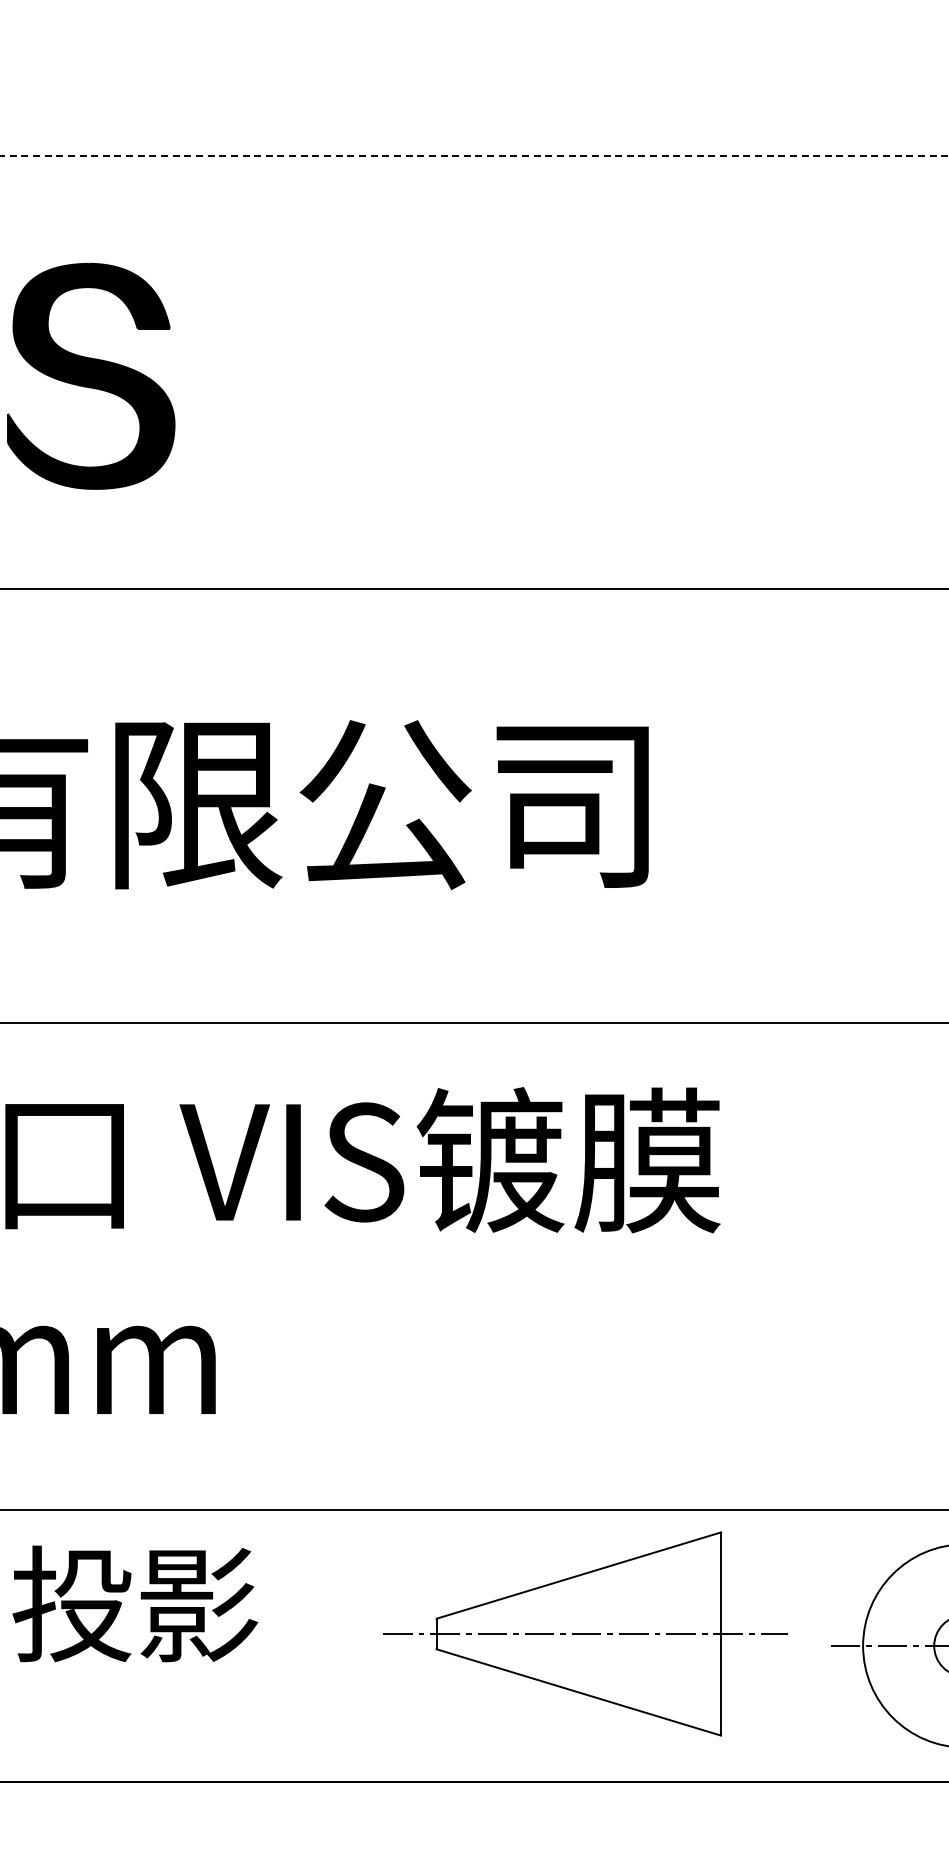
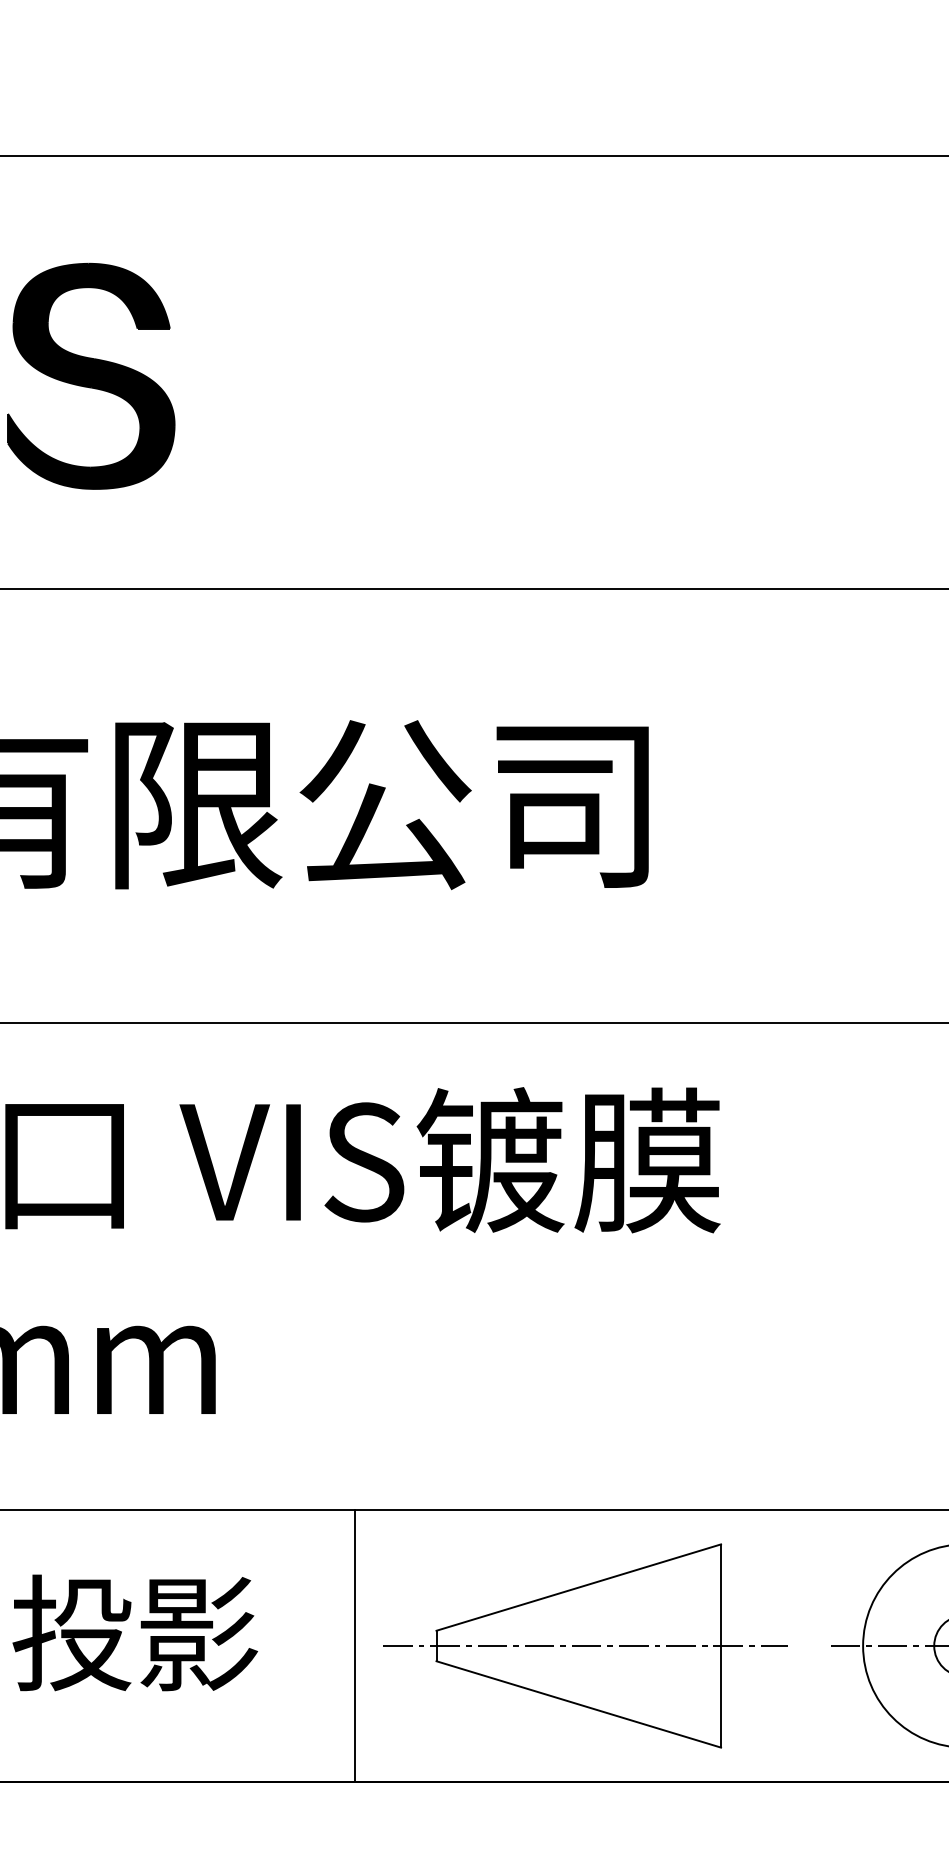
line: dashed -> solid (474, 155)
text position: (135, 1603) -> (135, 1632) (135, 1632)
part position: (585, 1633) -> (585, 1645) (585, 1645)
line: none -> present (354, 1645)
